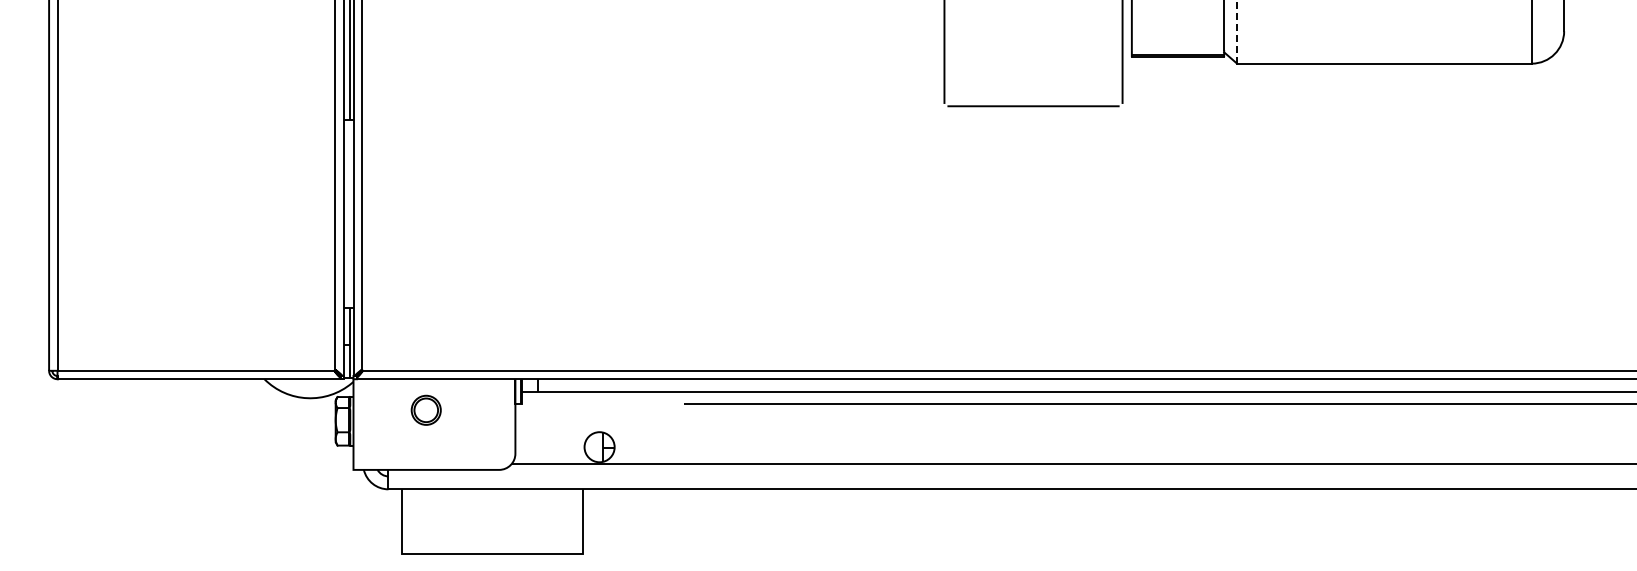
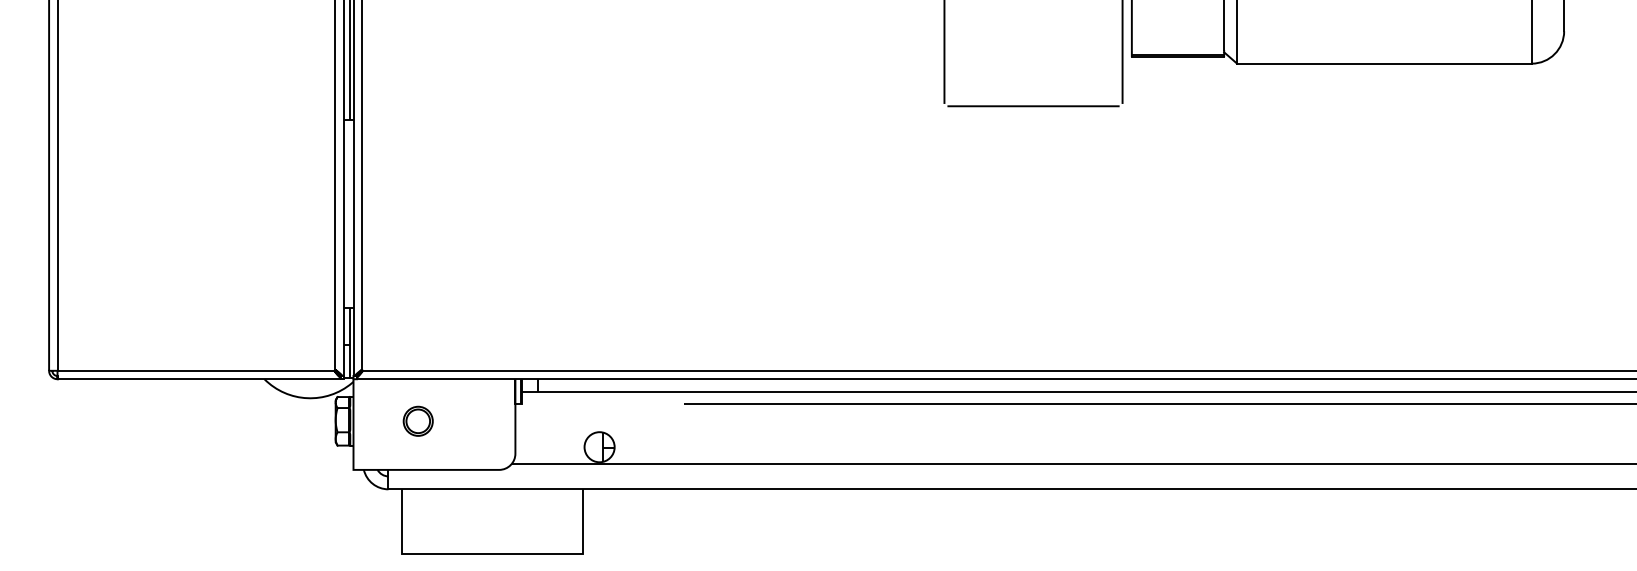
line: dashed -> solid (1237, 31)
part position: (425, 409) -> (417, 420) (417, 420)
